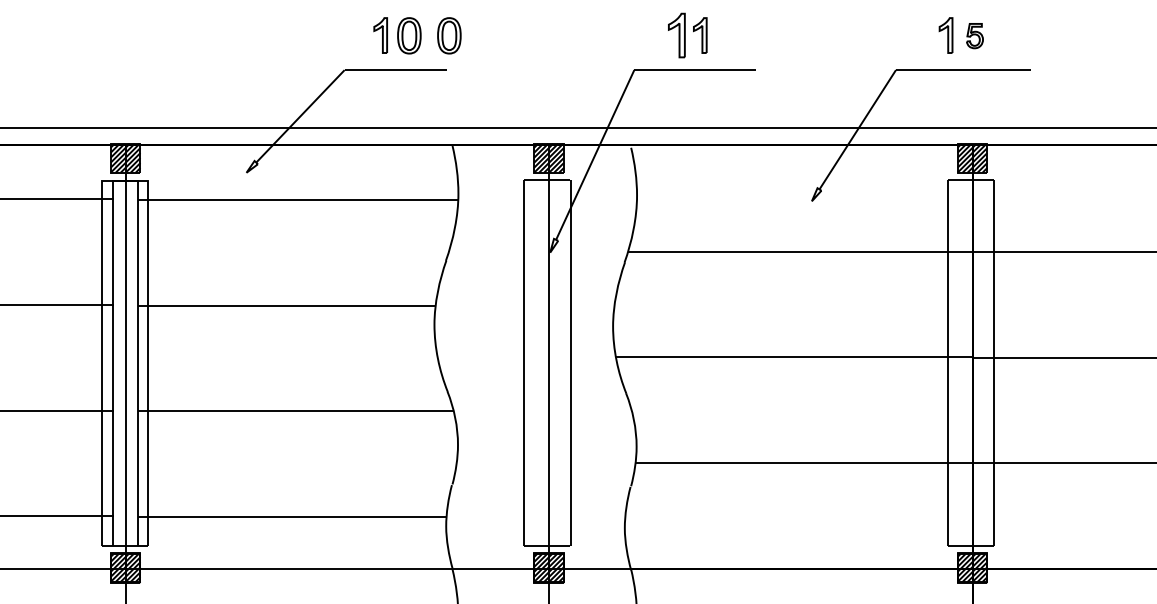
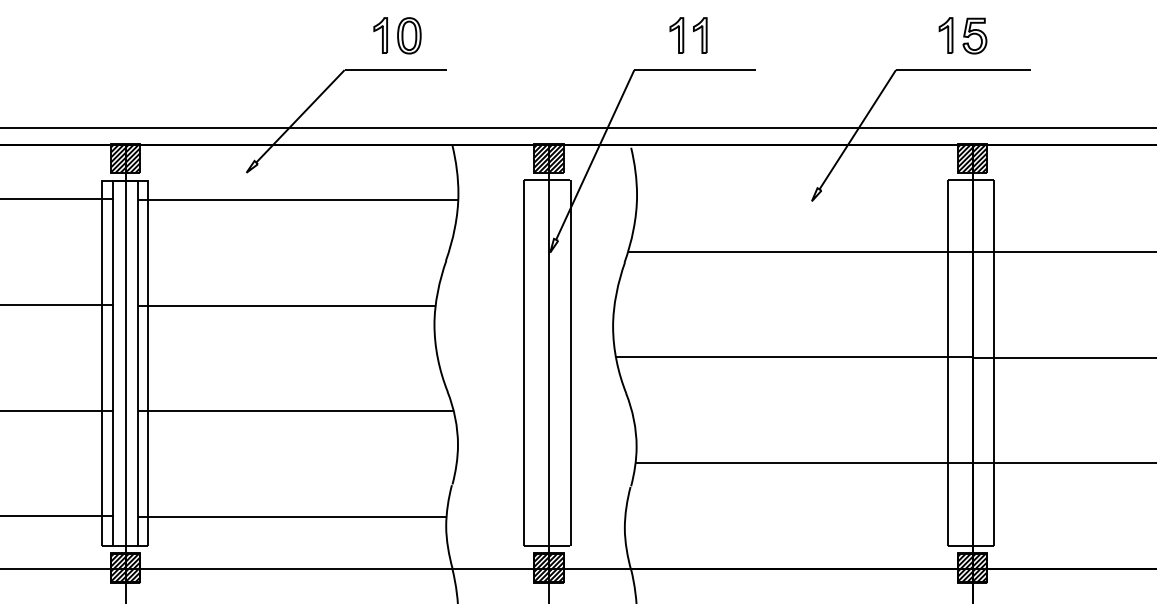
part: present -> none (449, 35)
part size: 18x47 px -> 16x37 px (676, 35)
part size: 18x27 px -> 26x38 px (974, 35)
